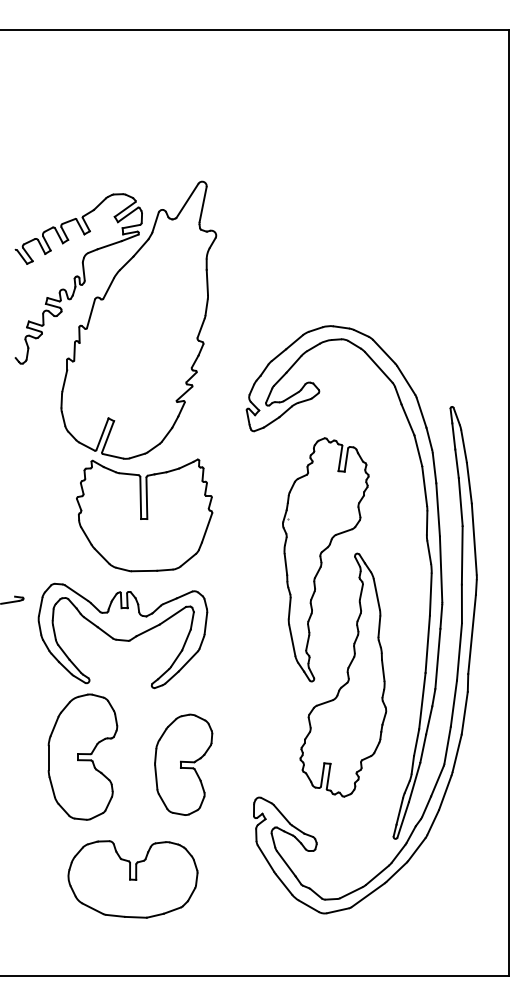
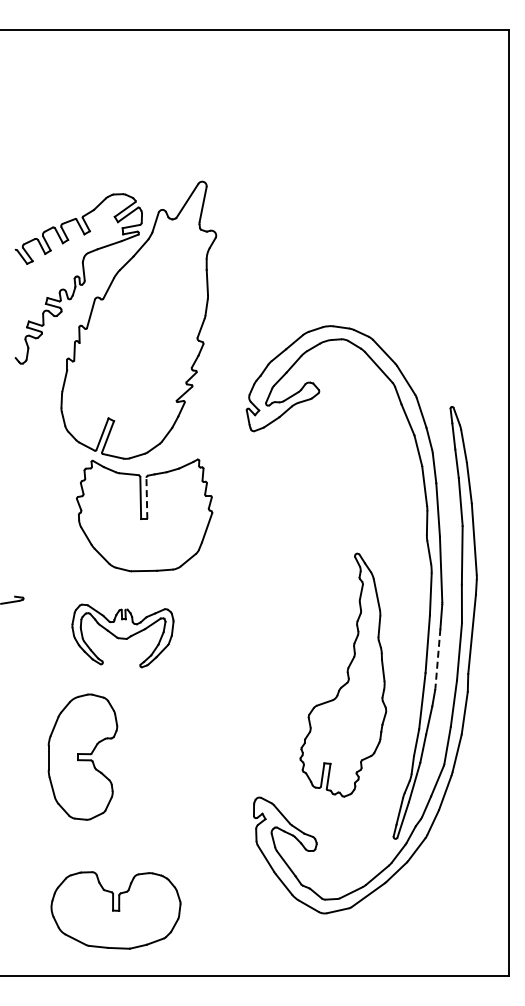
line: solid -> dashed (146, 498)
part: present -> none (325, 559)
part size: 172x108 px -> 104x66 px (122, 635)
line: solid -> dashed (437, 658)
part: present -> none (183, 764)
part position: (132, 879) -> (115, 910) (115, 910)
